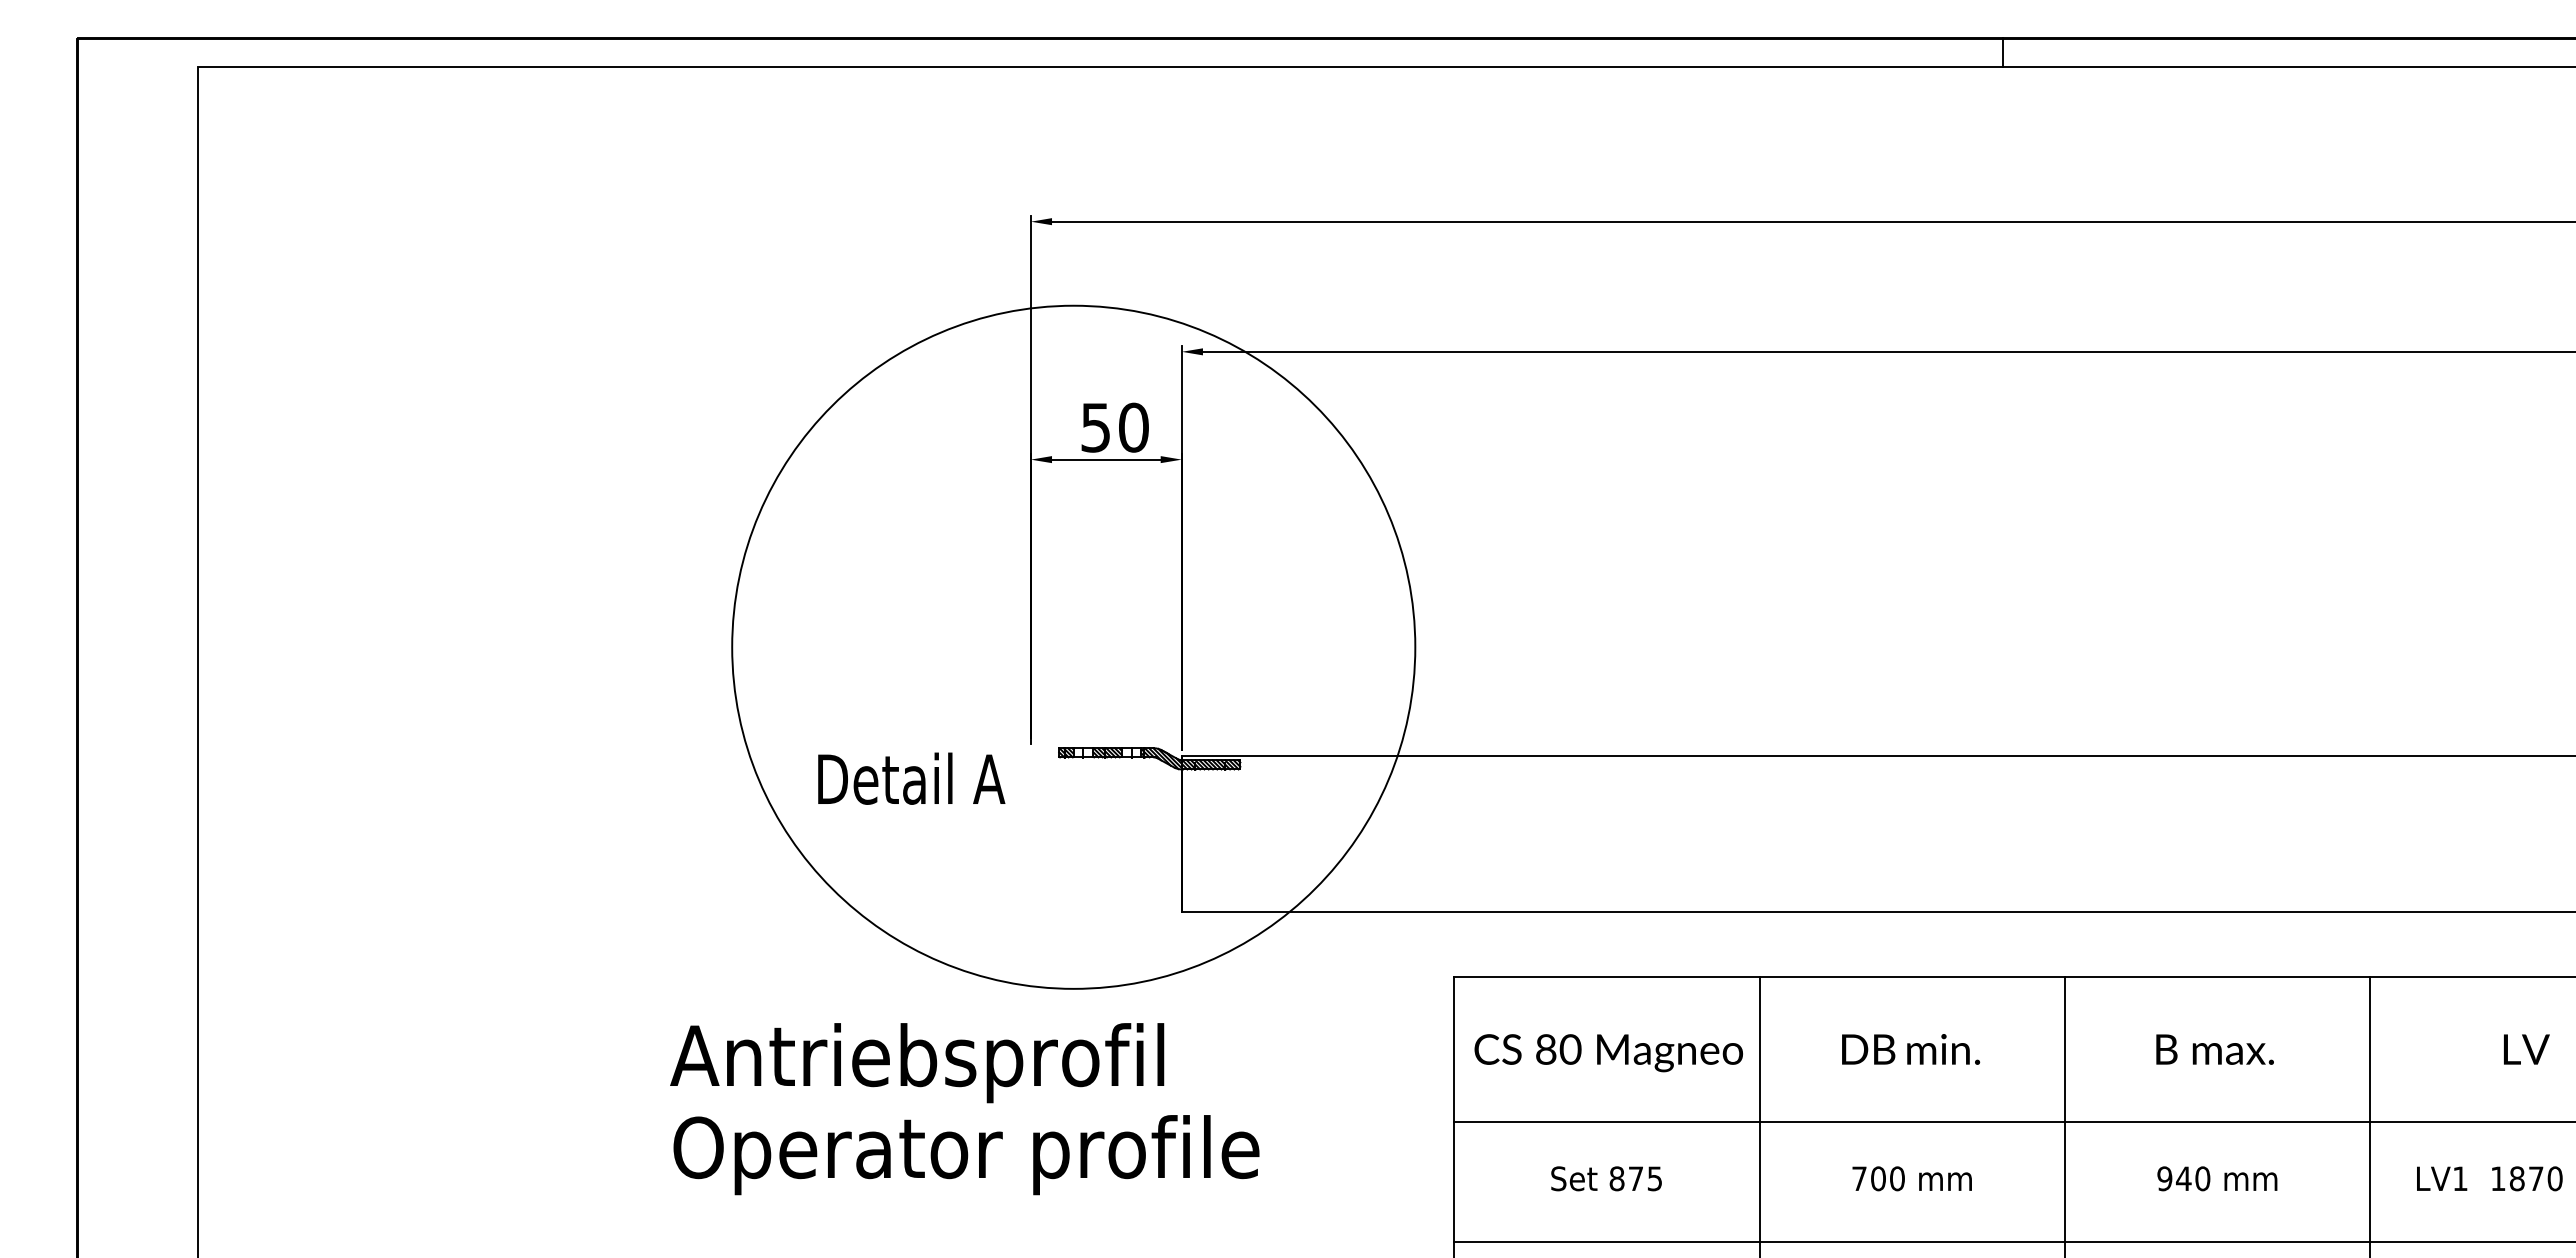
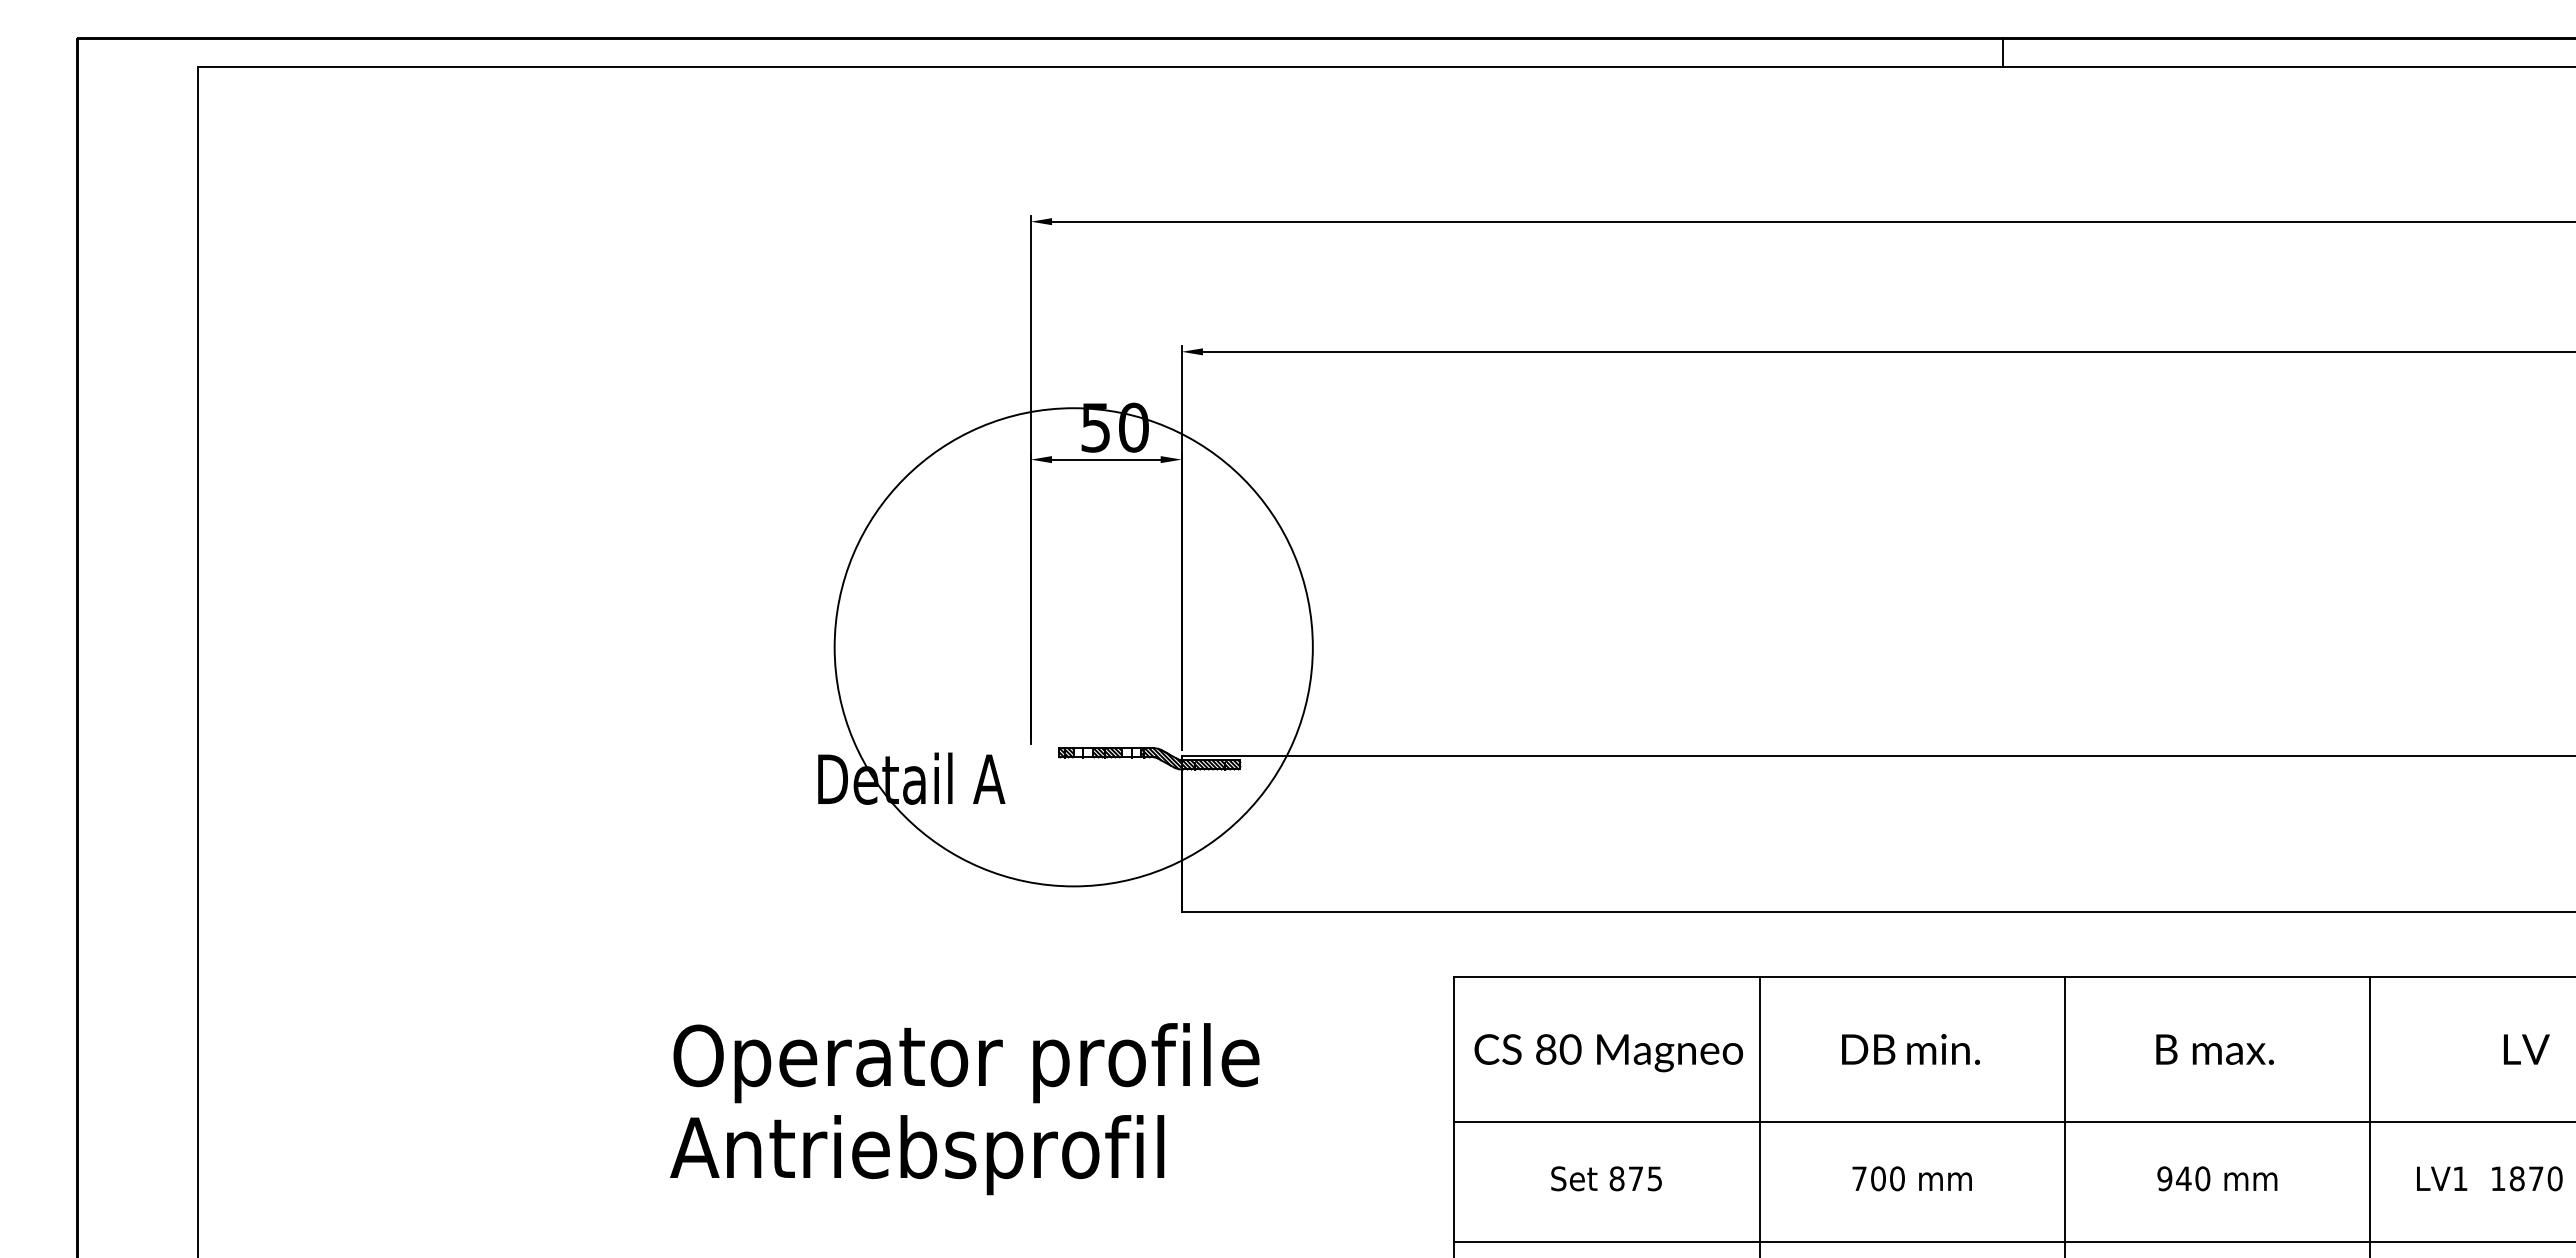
circle diameter: 683 px -> 478 px (1073, 647)
text: Antriebsprofil -> Operator profile (964, 1063)
text: Operator profile -> Antriebsprofil (964, 1155)
